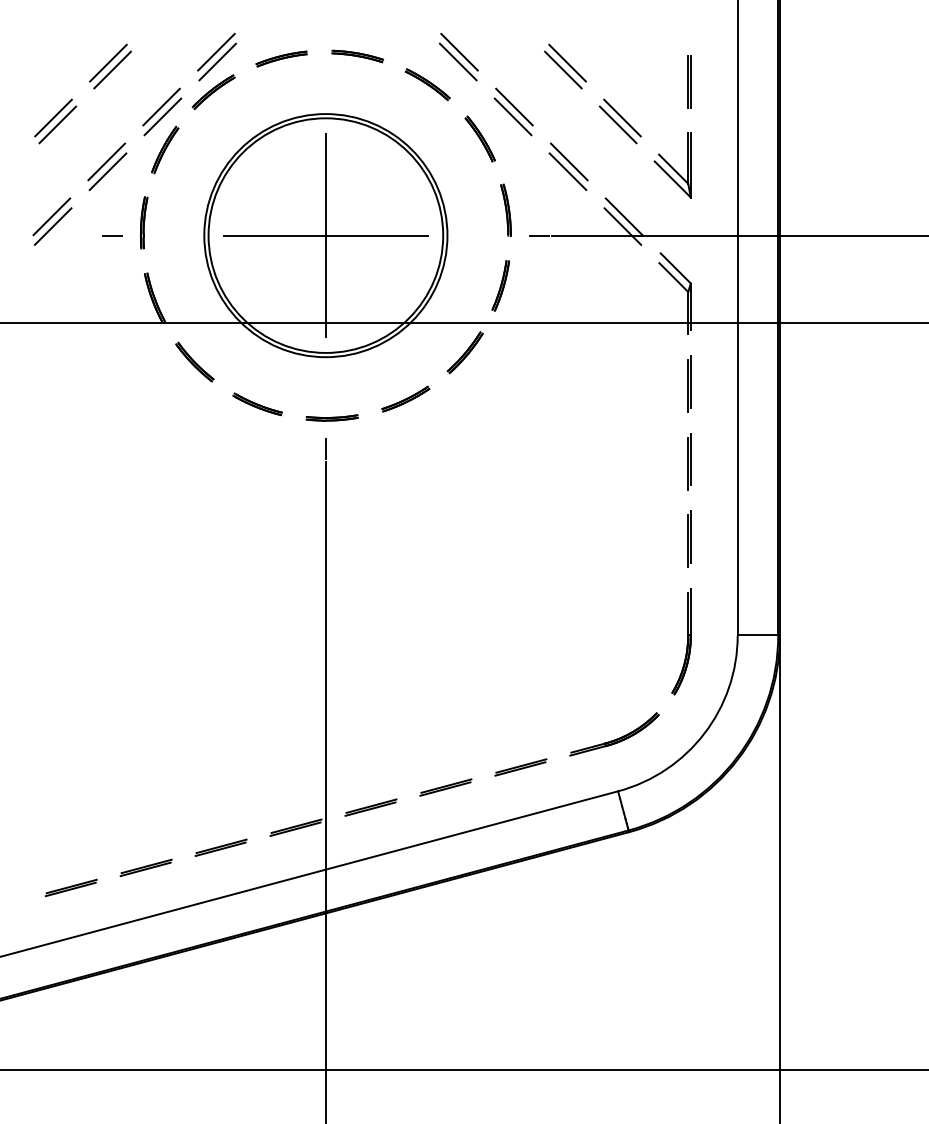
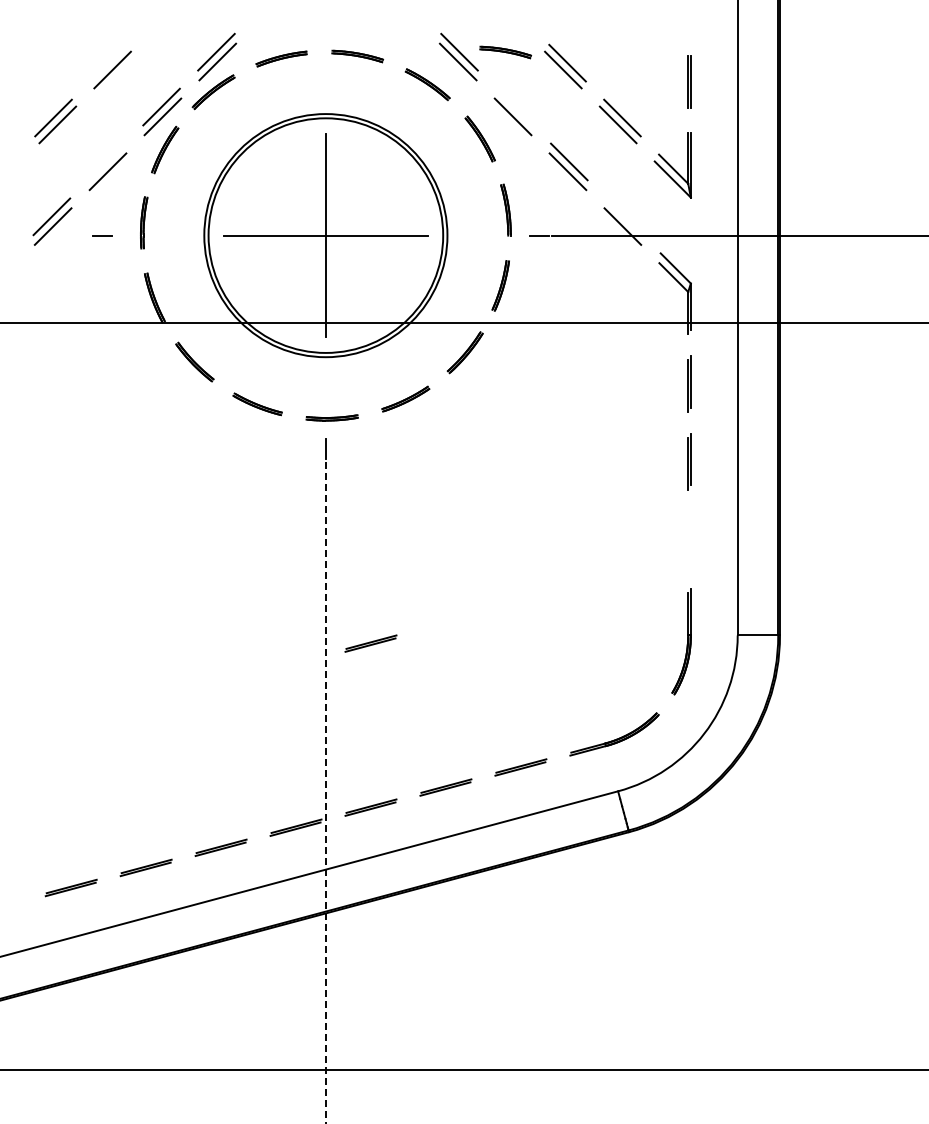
part: none -> present (505, 52)
line: present -> none (108, 62)
line: present -> none (514, 106)
line: present -> none (106, 161)
line: present -> none (623, 216)
line position: (112, 235) -> (102, 235) (102, 235)
part: present -> none (689, 538)
part: none -> present (370, 643)
line: solid -> dashed (325, 792)
line: present -> none (780, 879)
